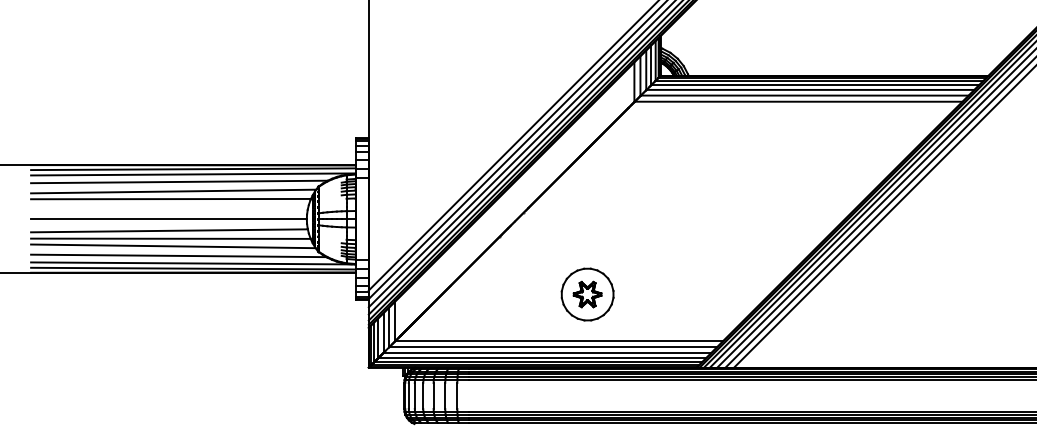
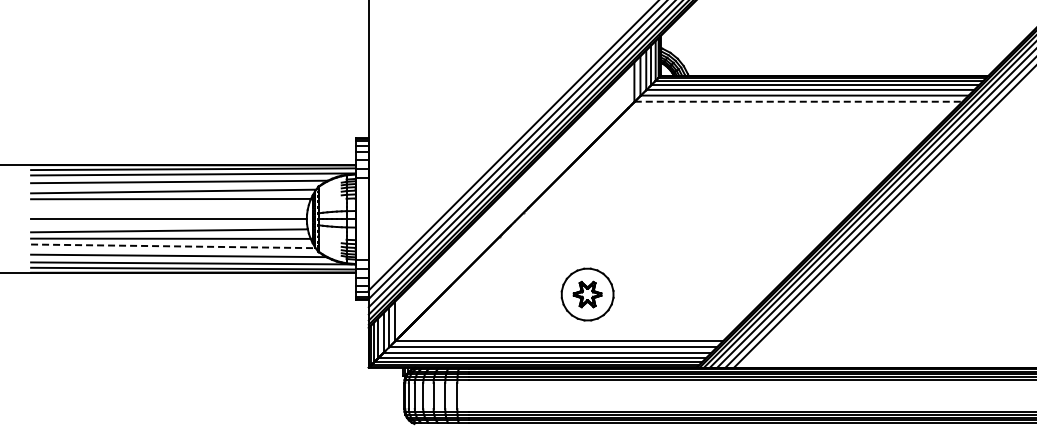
line: solid -> dashed (798, 101)
line: solid -> dashed (173, 246)
